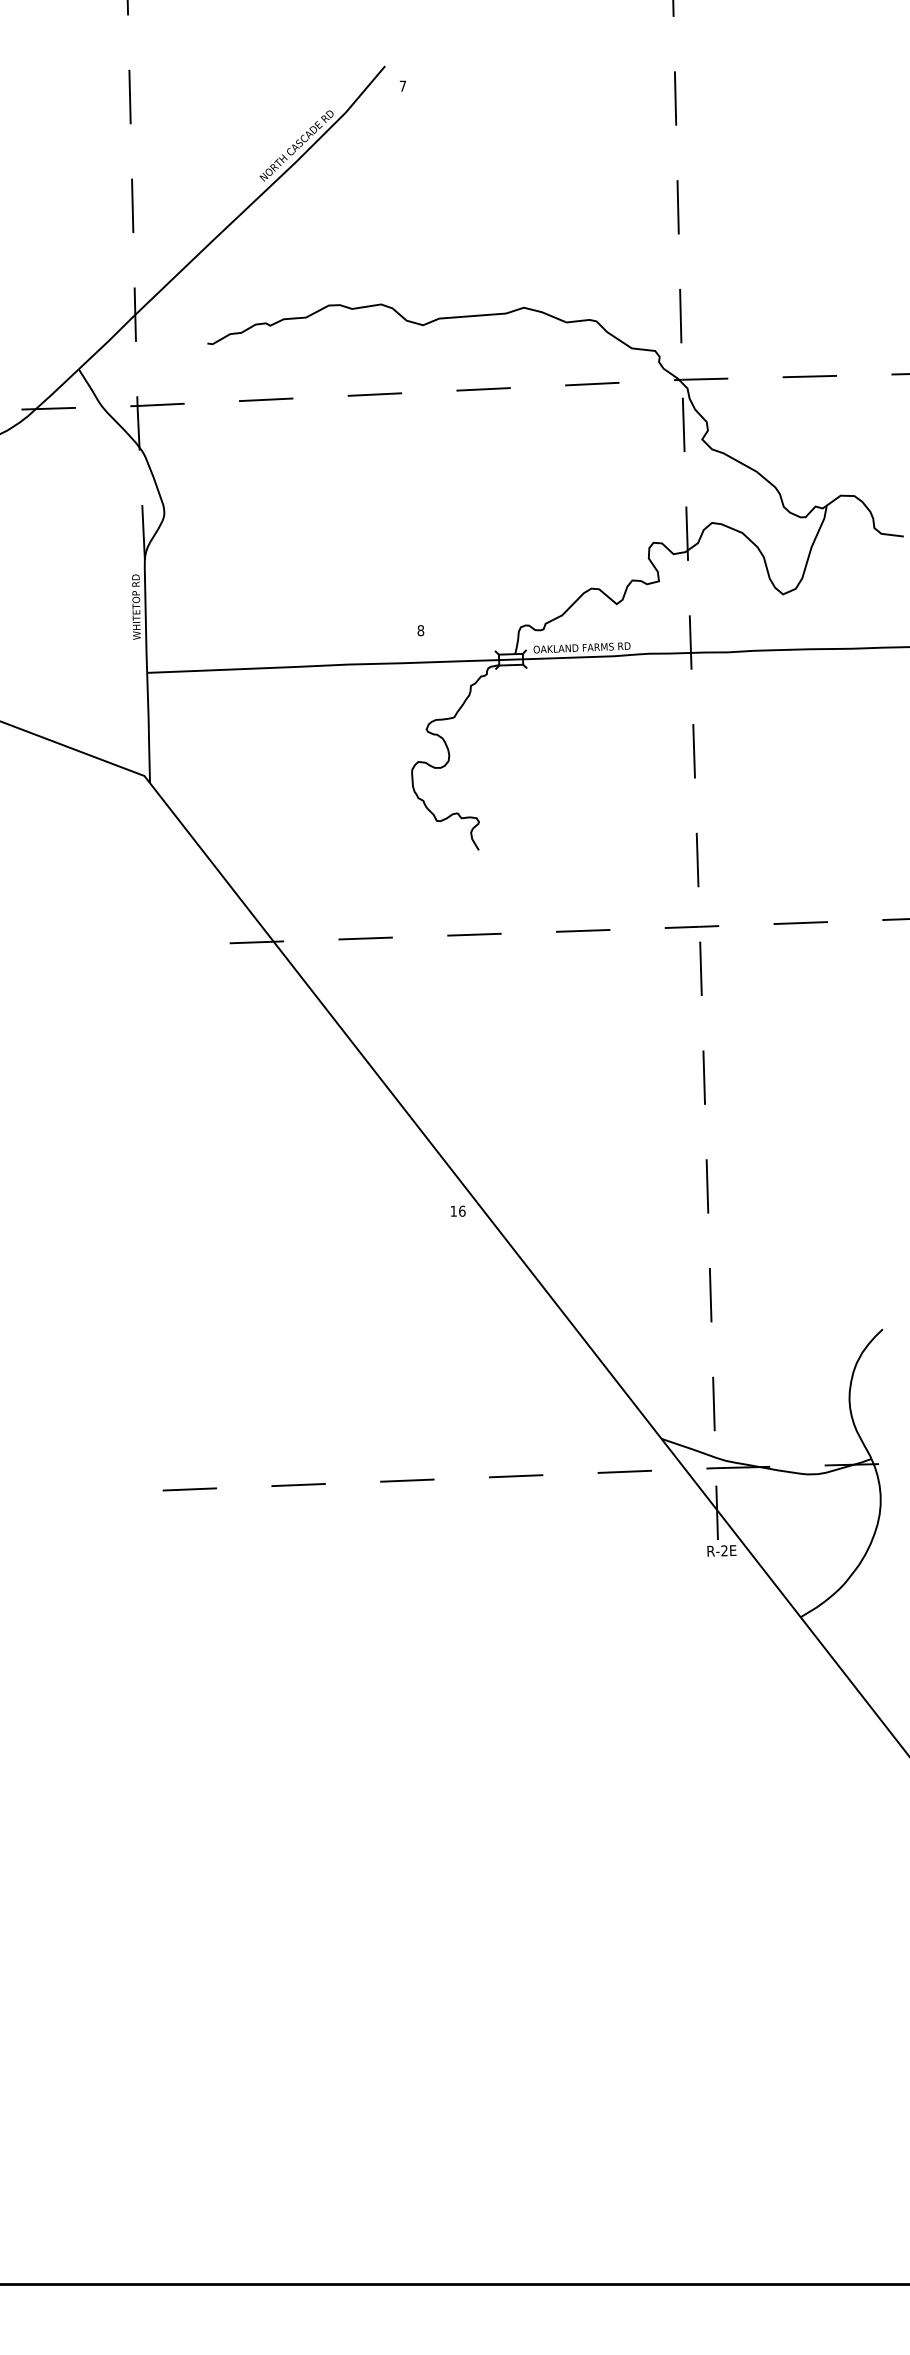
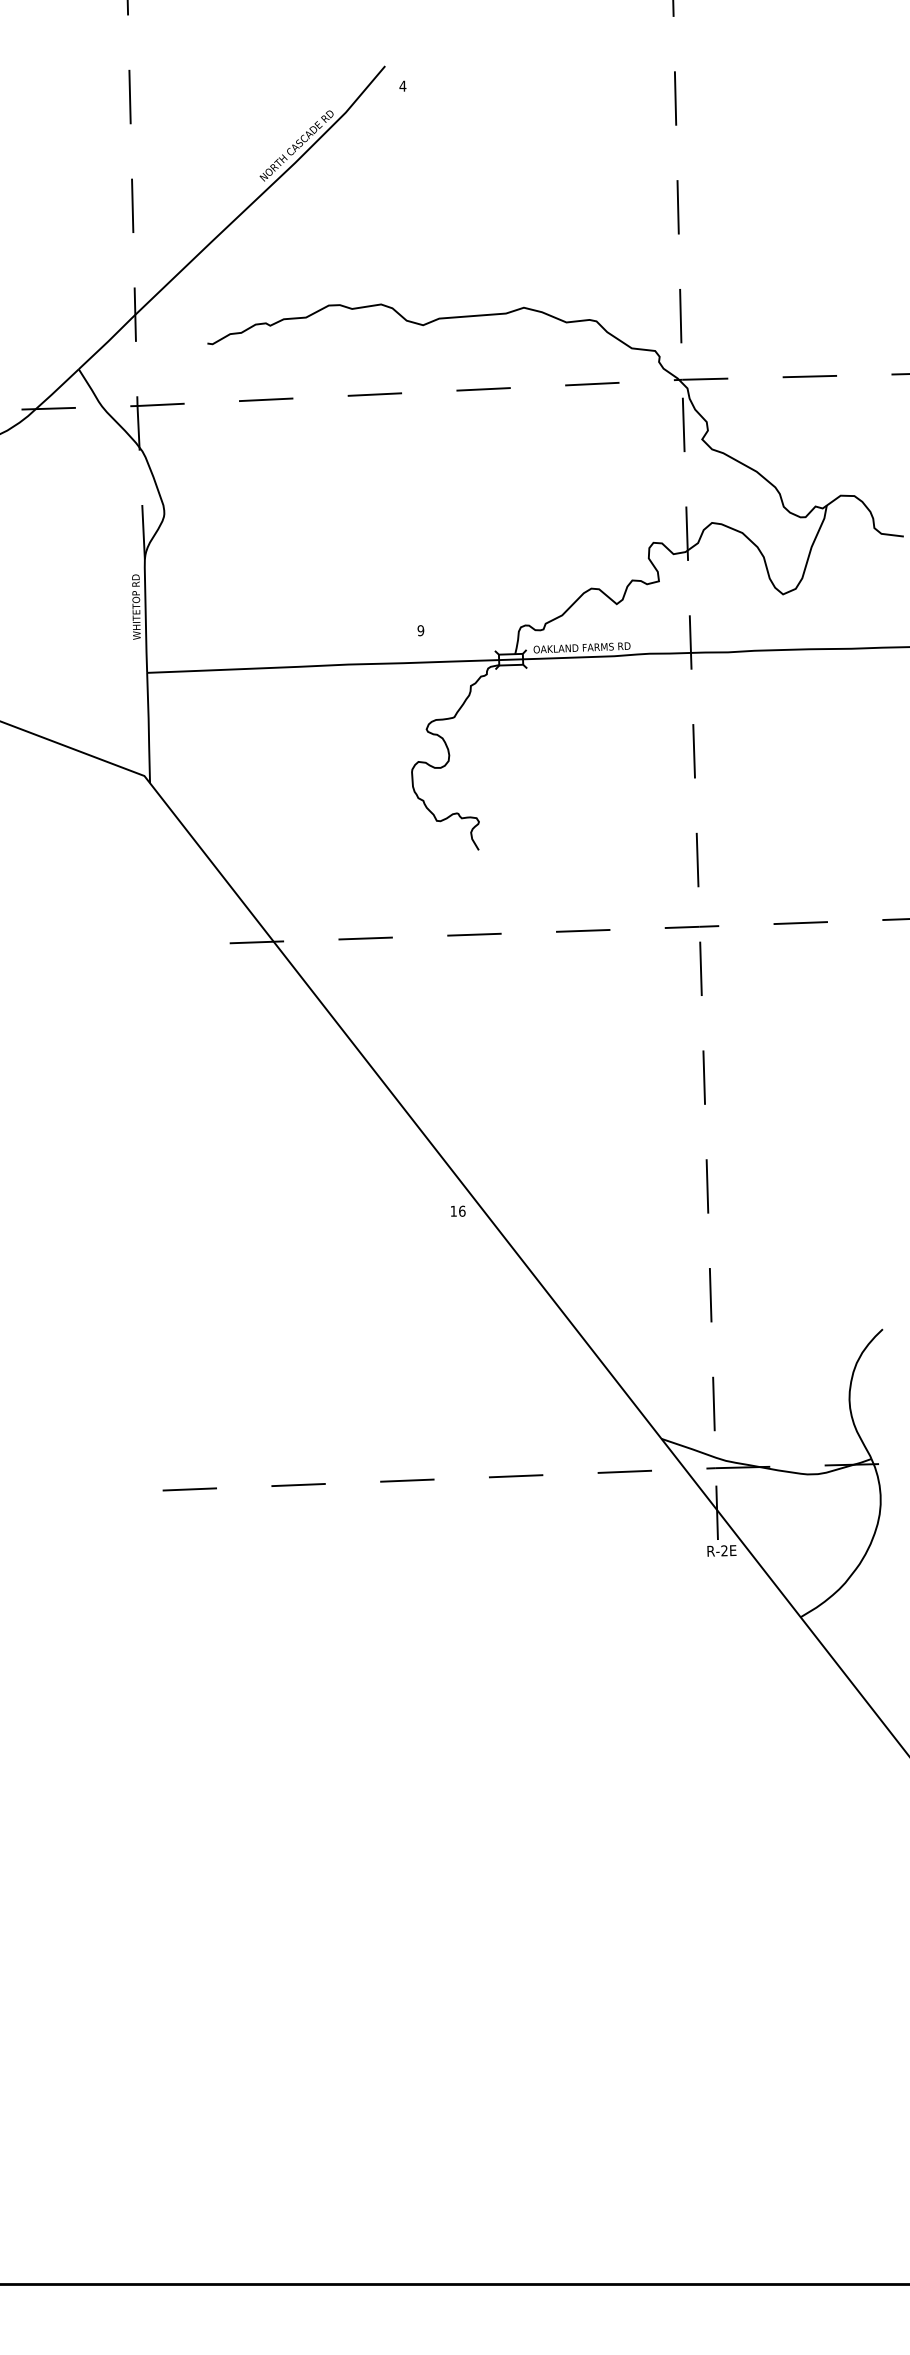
text: 7 -> 4 (402, 85)
text: 8 -> 9 (420, 630)
